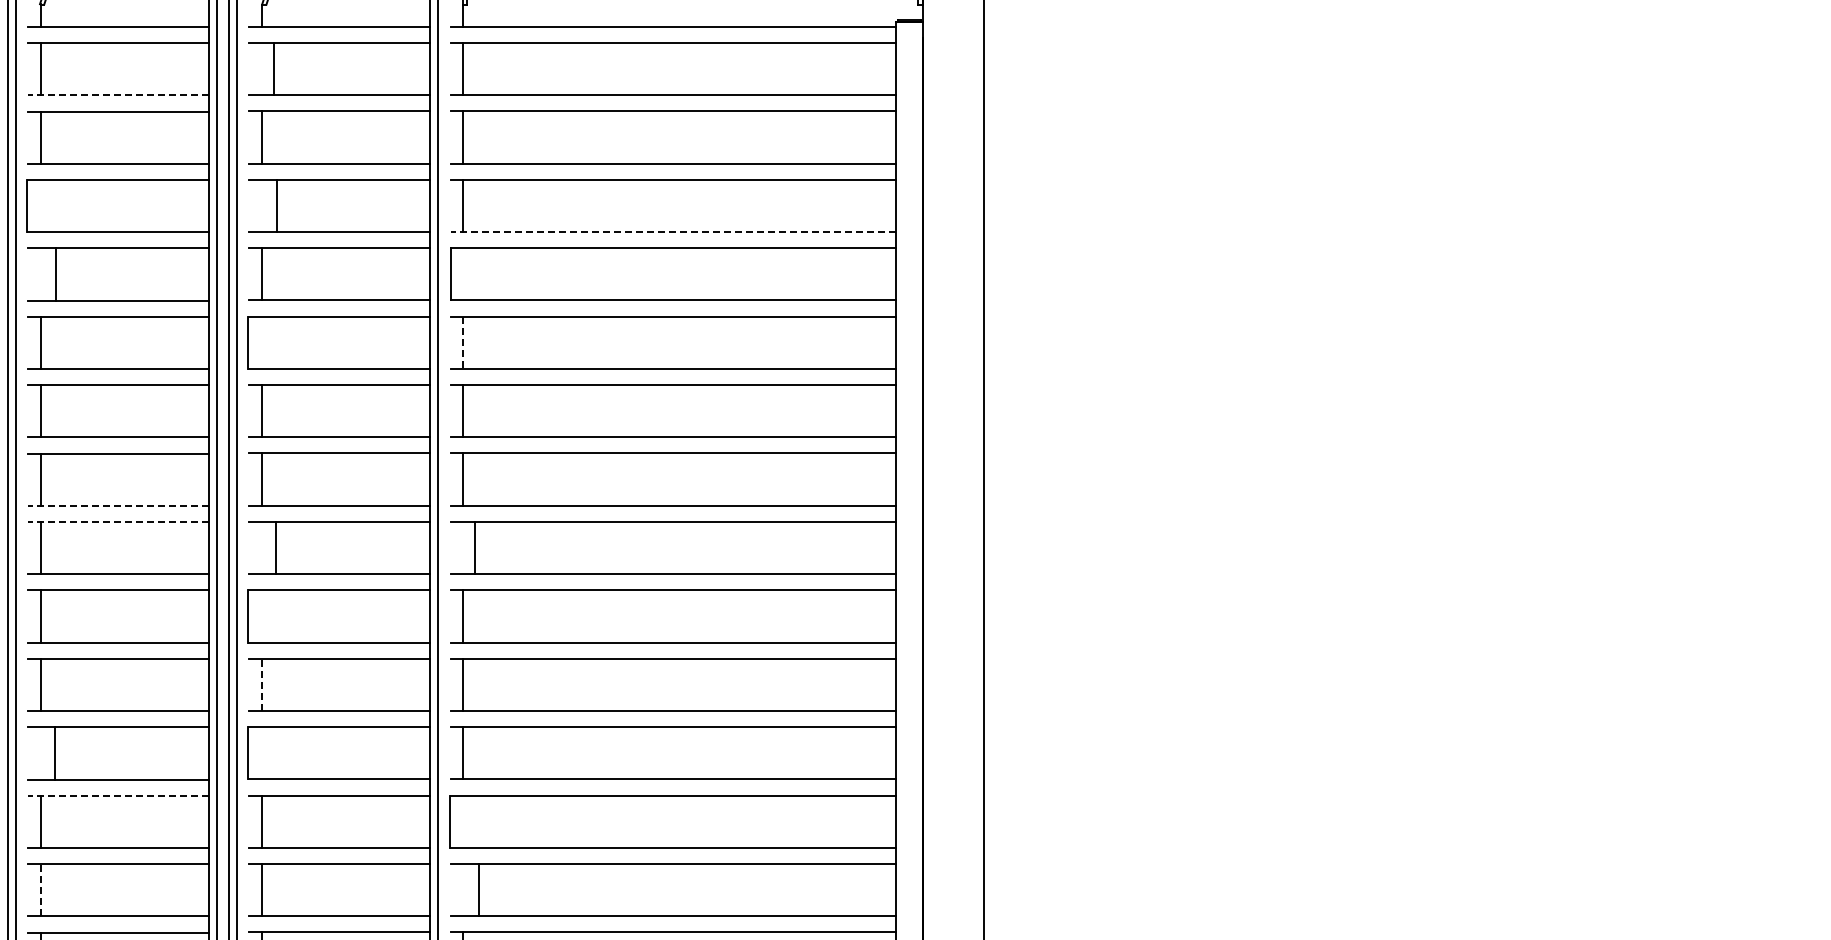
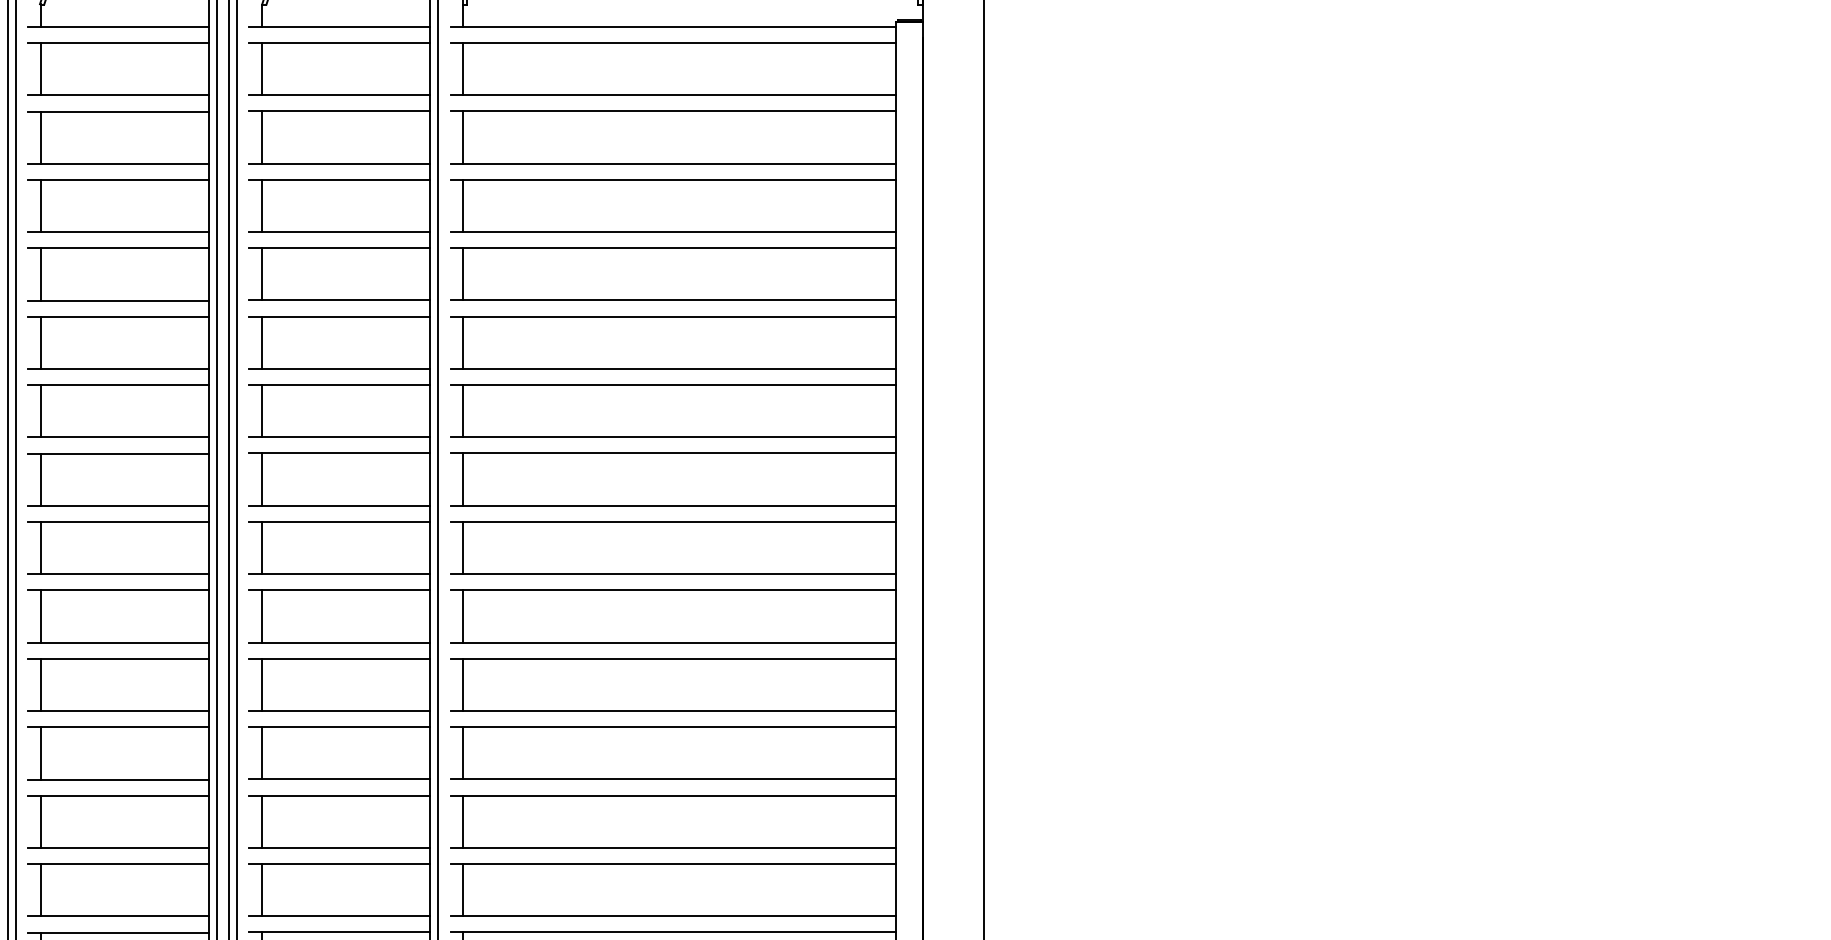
line position: (274, 68) -> (262, 68) (262, 68)
line: dashed -> solid (118, 95)
line position: (27, 205) -> (41, 205) (41, 205)
line position: (277, 205) -> (262, 205) (262, 205)
line: dashed -> solid (673, 232)
line position: (56, 274) -> (41, 274) (41, 274)
line position: (451, 274) -> (463, 274) (463, 274)
line position: (248, 342) -> (262, 342) (262, 342)
line: dashed -> solid (463, 343)
line: dashed -> solid (118, 505)
line: dashed -> solid (118, 522)
line position: (276, 547) -> (262, 547) (262, 547)
line position: (475, 547) -> (463, 547) (463, 547)
line position: (248, 616) -> (262, 616) (262, 616)
line: dashed -> solid (262, 684)
line position: (55, 753) -> (41, 753) (41, 753)
line position: (248, 753) -> (262, 753) (262, 753)
line: dashed -> solid (118, 795)
line position: (450, 821) -> (463, 821) (463, 821)
line: dashed -> solid (41, 889)
line position: (479, 890) -> (463, 890) (463, 890)
